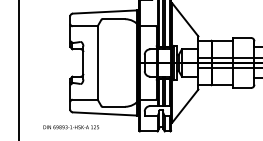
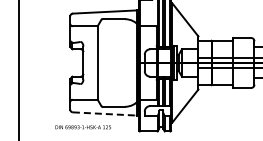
line: solid -> dashed (104, 113)
text position: (70, 127) -> (82, 127) (82, 127)
